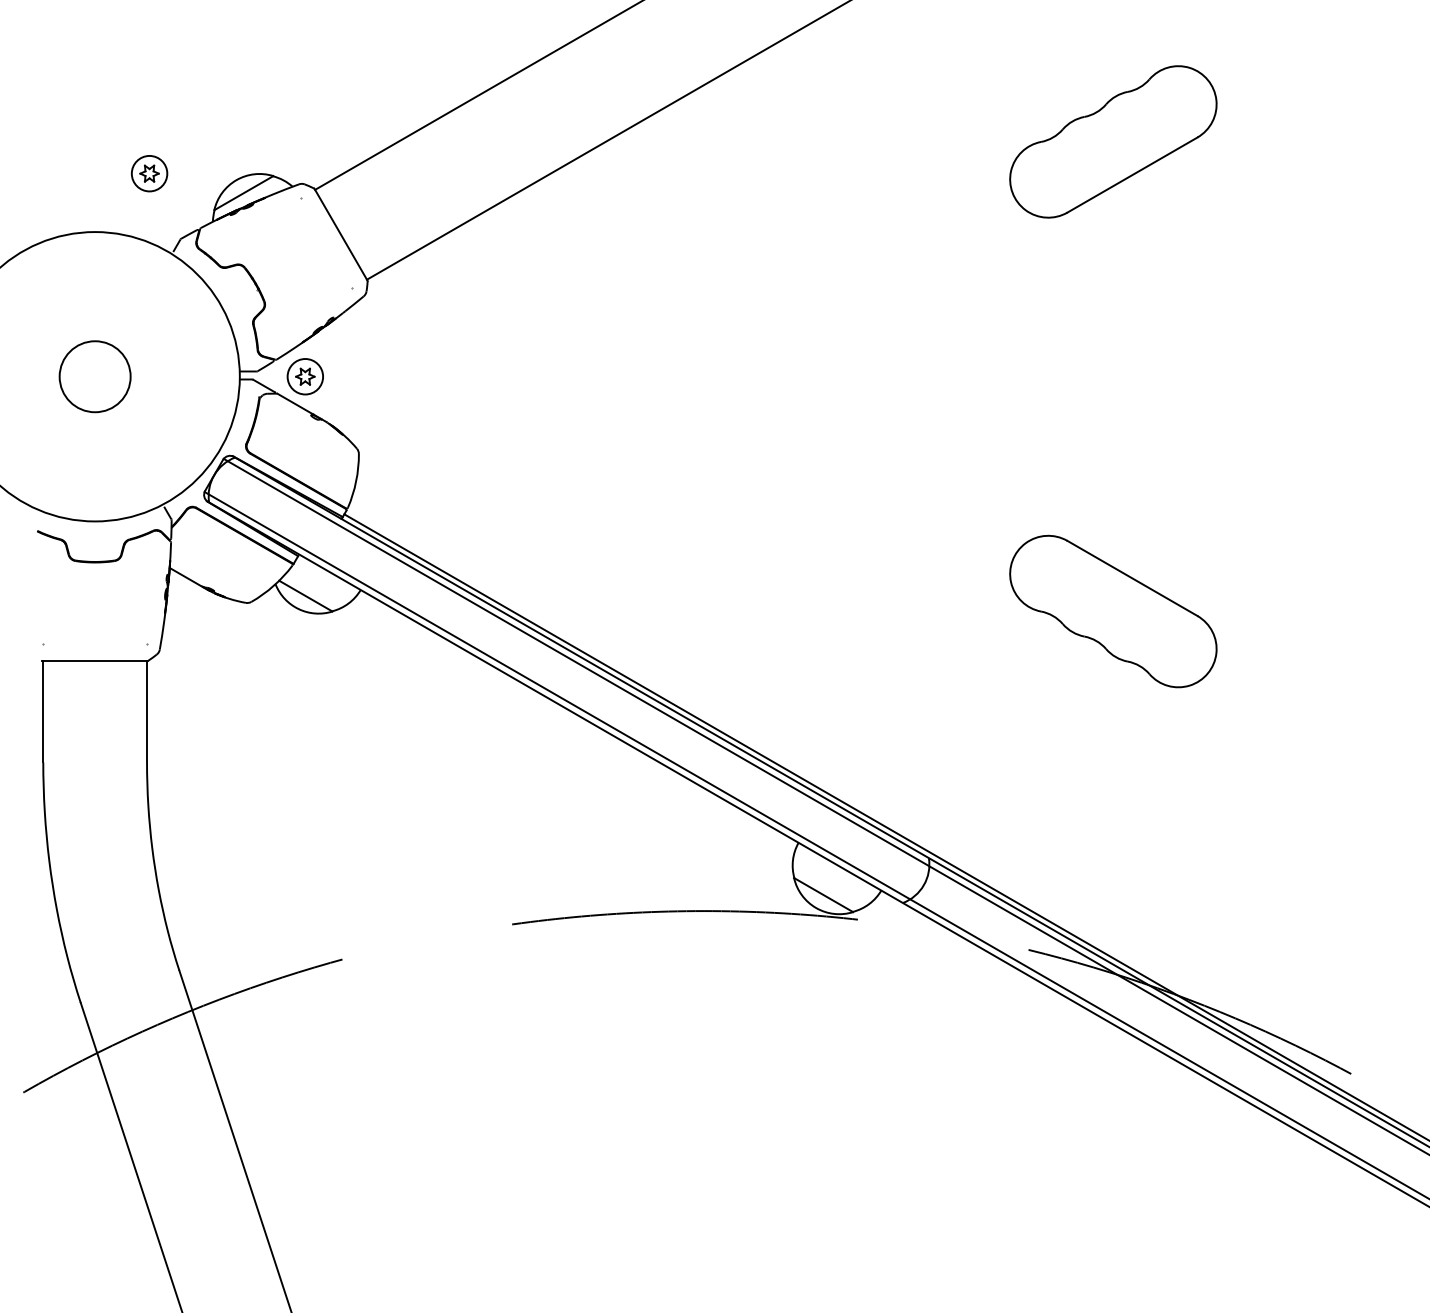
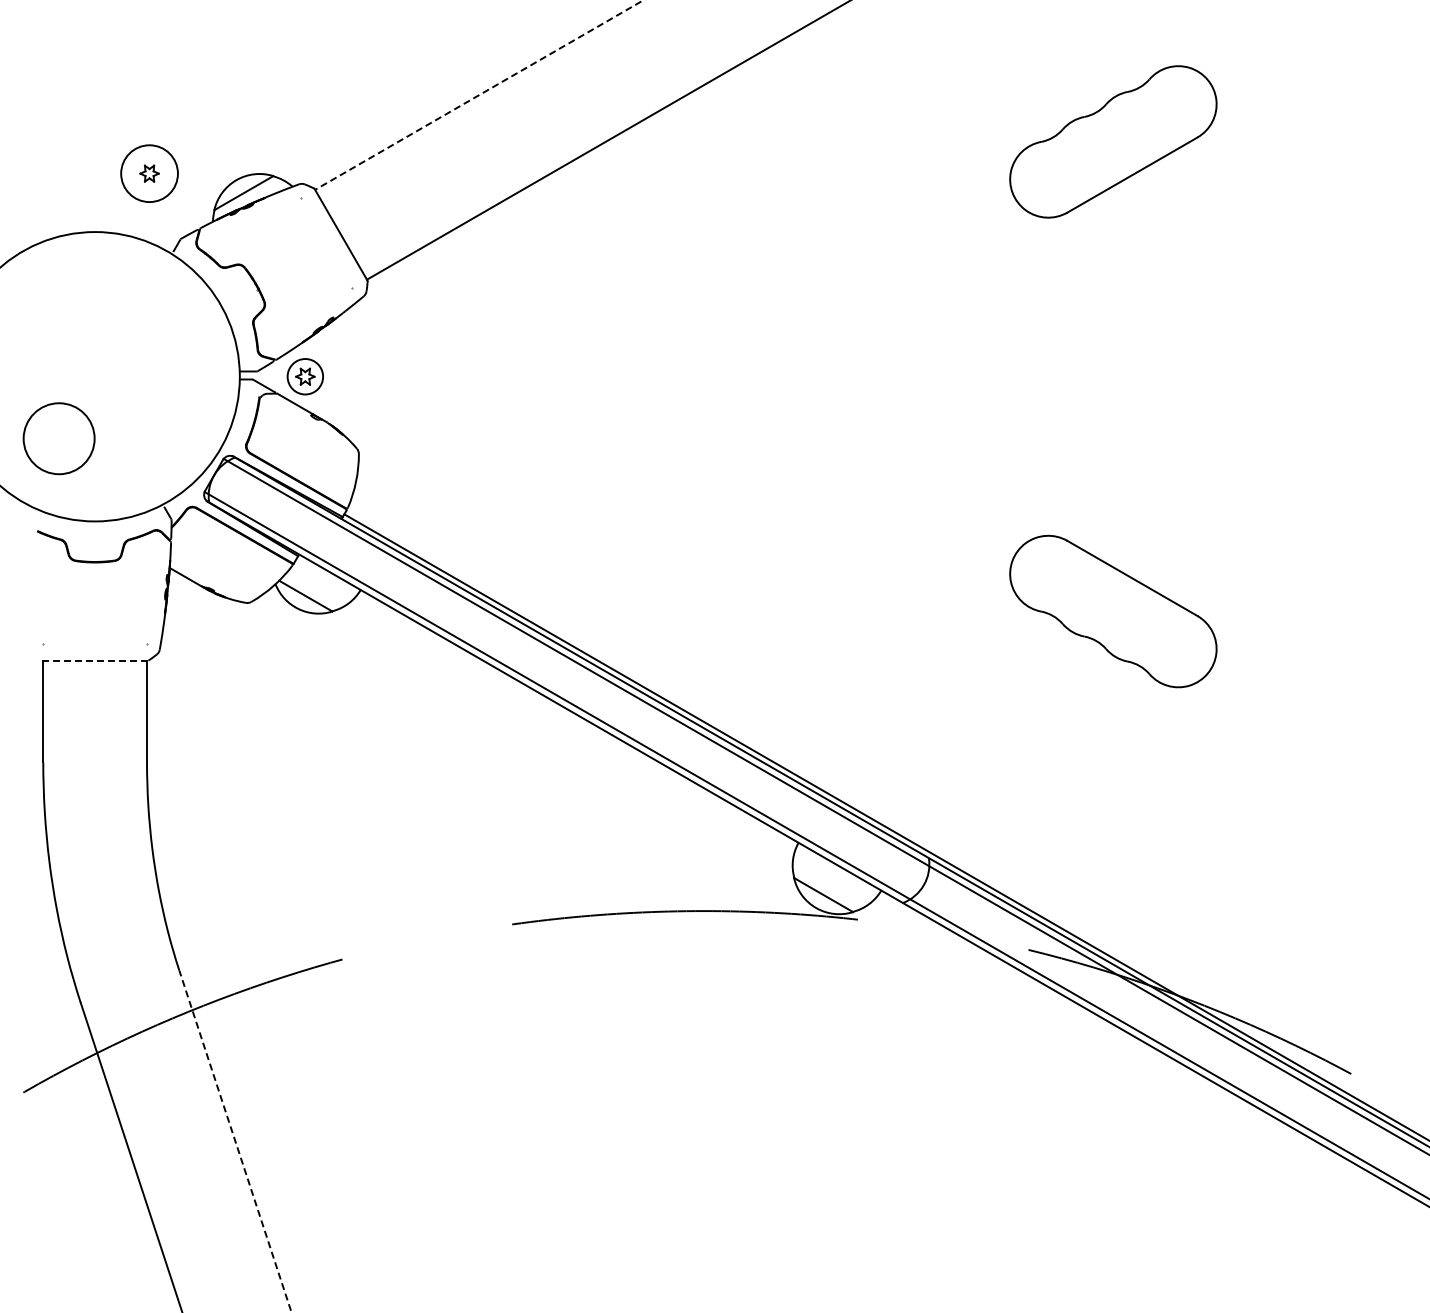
line: solid -> dashed (478, 95)
circle diameter: 35 px -> 57 px (149, 173)
circle position: (94, 376) -> (58, 438) (58, 438)
line: solid -> dashed (95, 660)
line: solid -> dashed (235, 1141)
